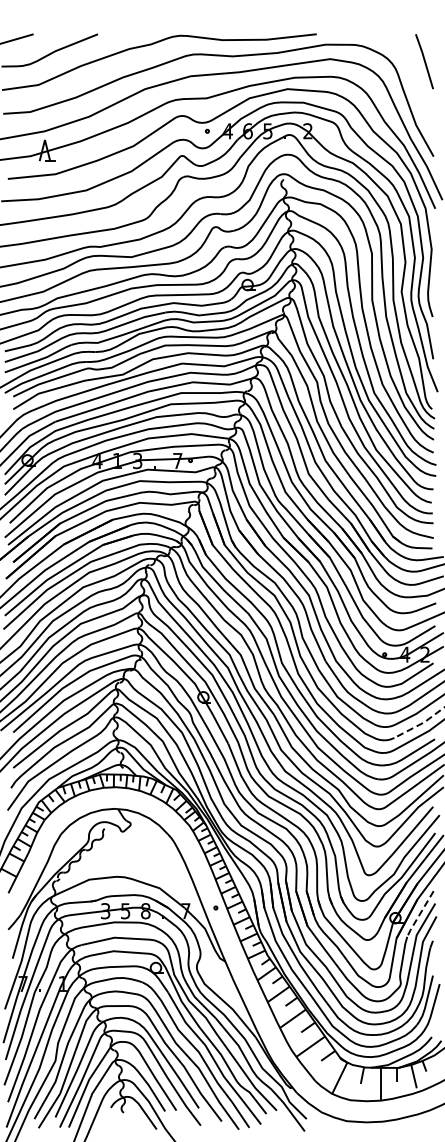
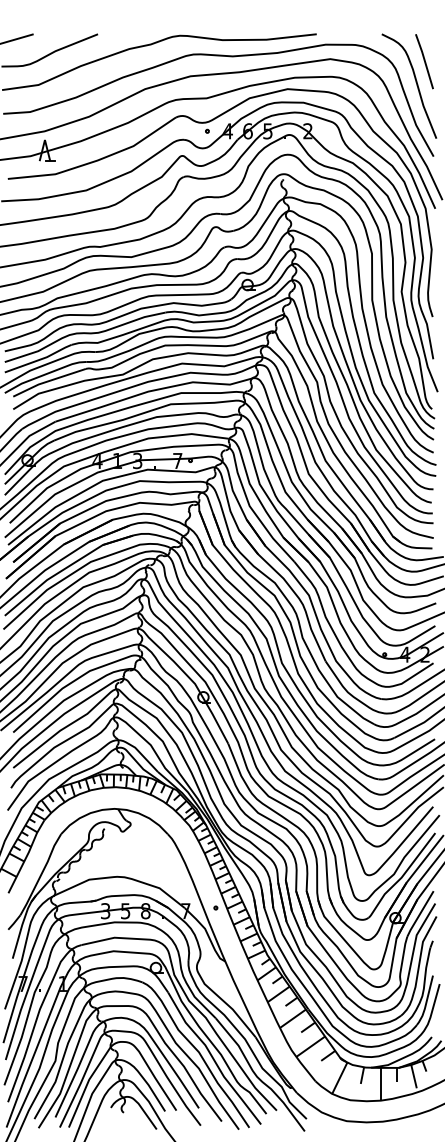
curve: none -> present (415, 82)
line: dashed -> solid (420, 724)
line: dashed -> solid (419, 914)
